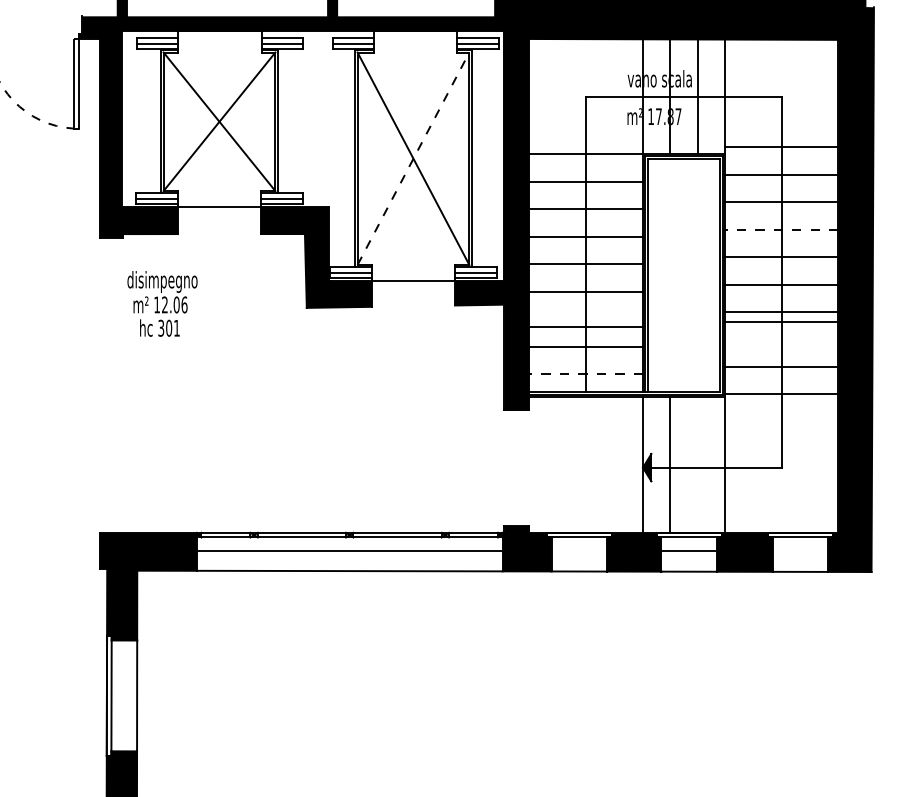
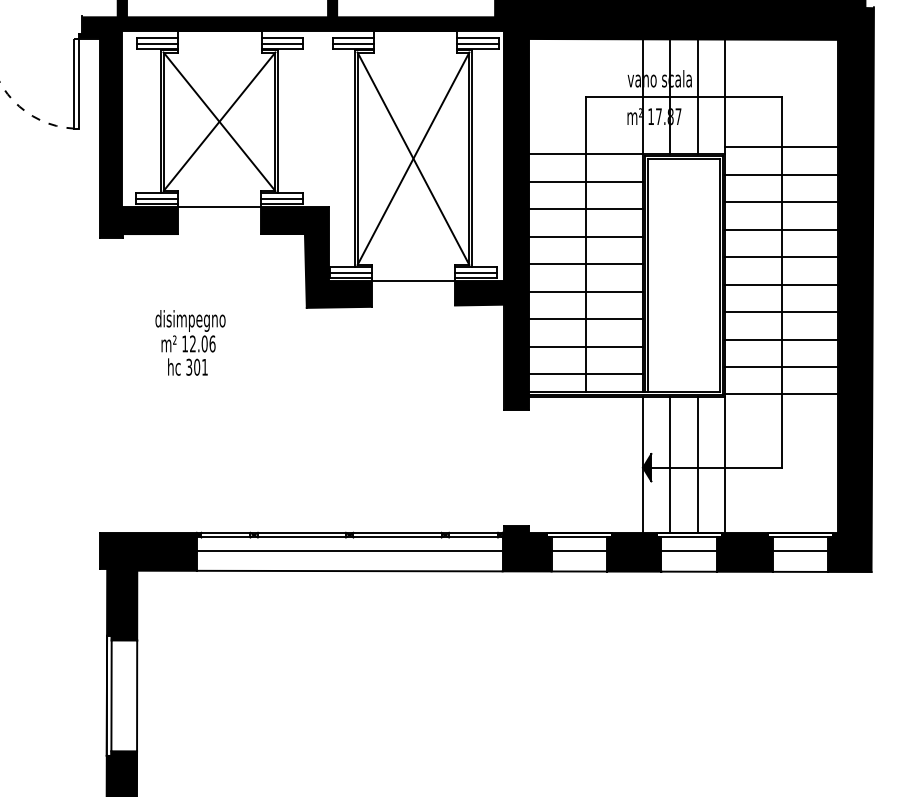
line: dashed -> solid (413, 158)
line: dashed -> solid (781, 229)
text position: (162, 303) -> (190, 342) (190, 342)
line position: (781, 321) -> (781, 339) (781, 339)
line position: (586, 327) -> (586, 319) (586, 319)
line: dashed -> solid (586, 374)
line: none -> present (697, 464)
line: none -> present (578, 551)
line: none -> present (800, 551)
